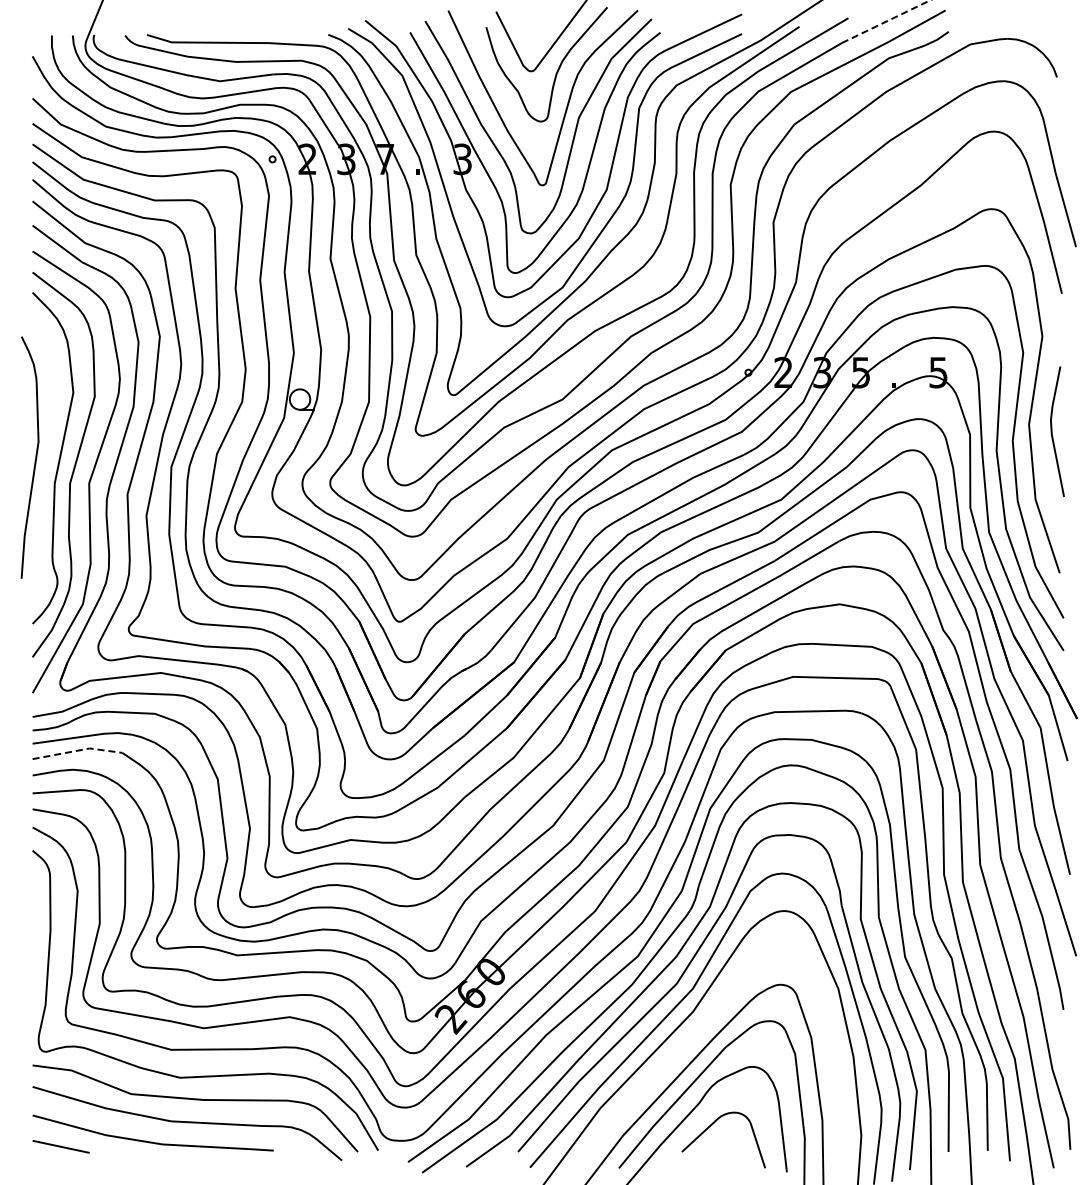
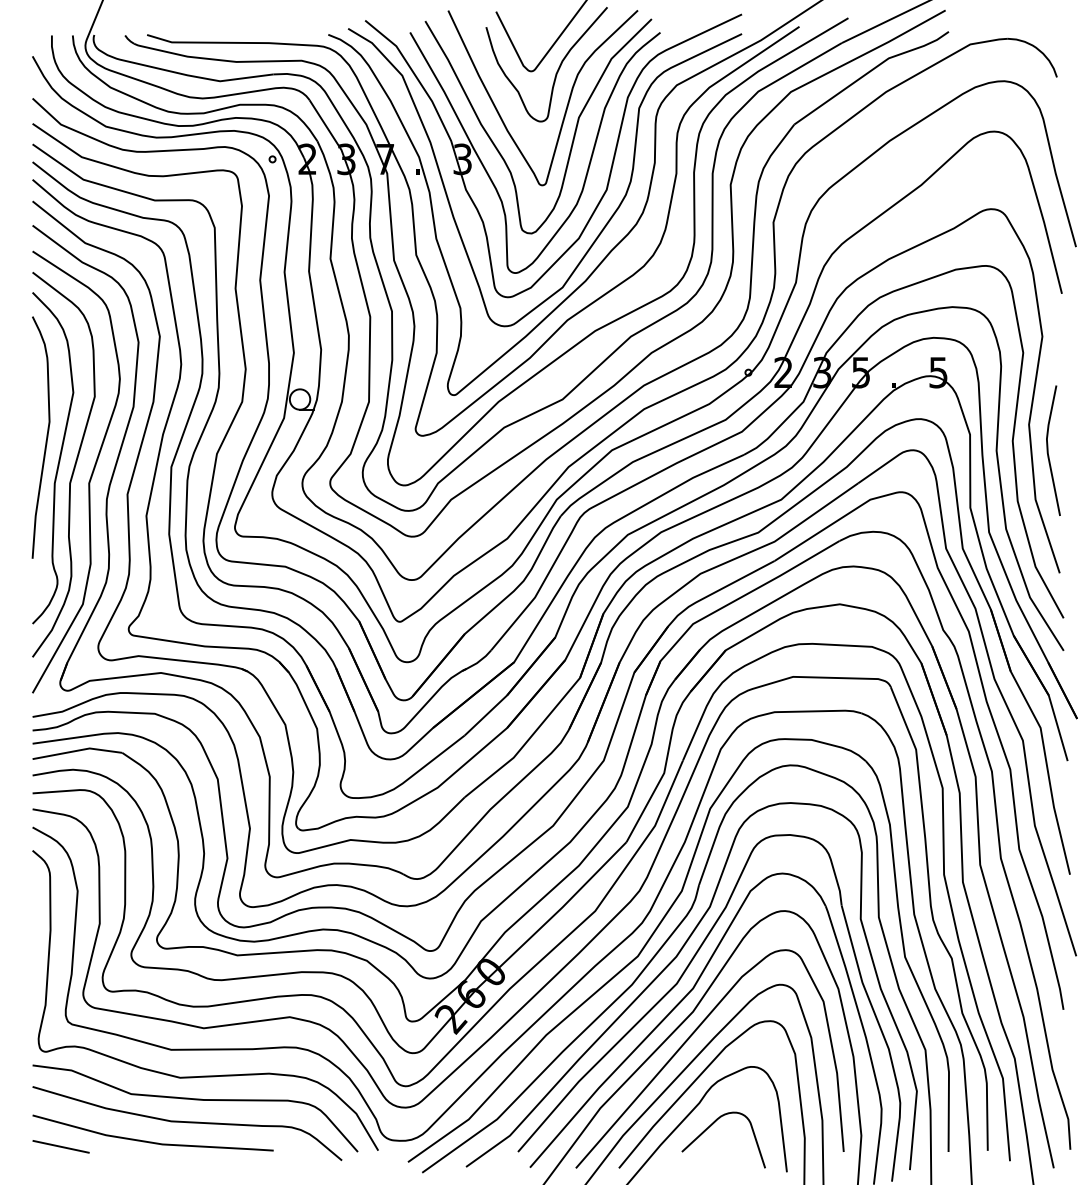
line: dashed -> solid (886, 21)
curve position: (1052, 431) -> (1048, 450) (1048, 450)
curve position: (34, 460) -> (45, 440) (45, 440)
line: dashed -> solid (78, 750)
curve: none -> present (688, 1040)
